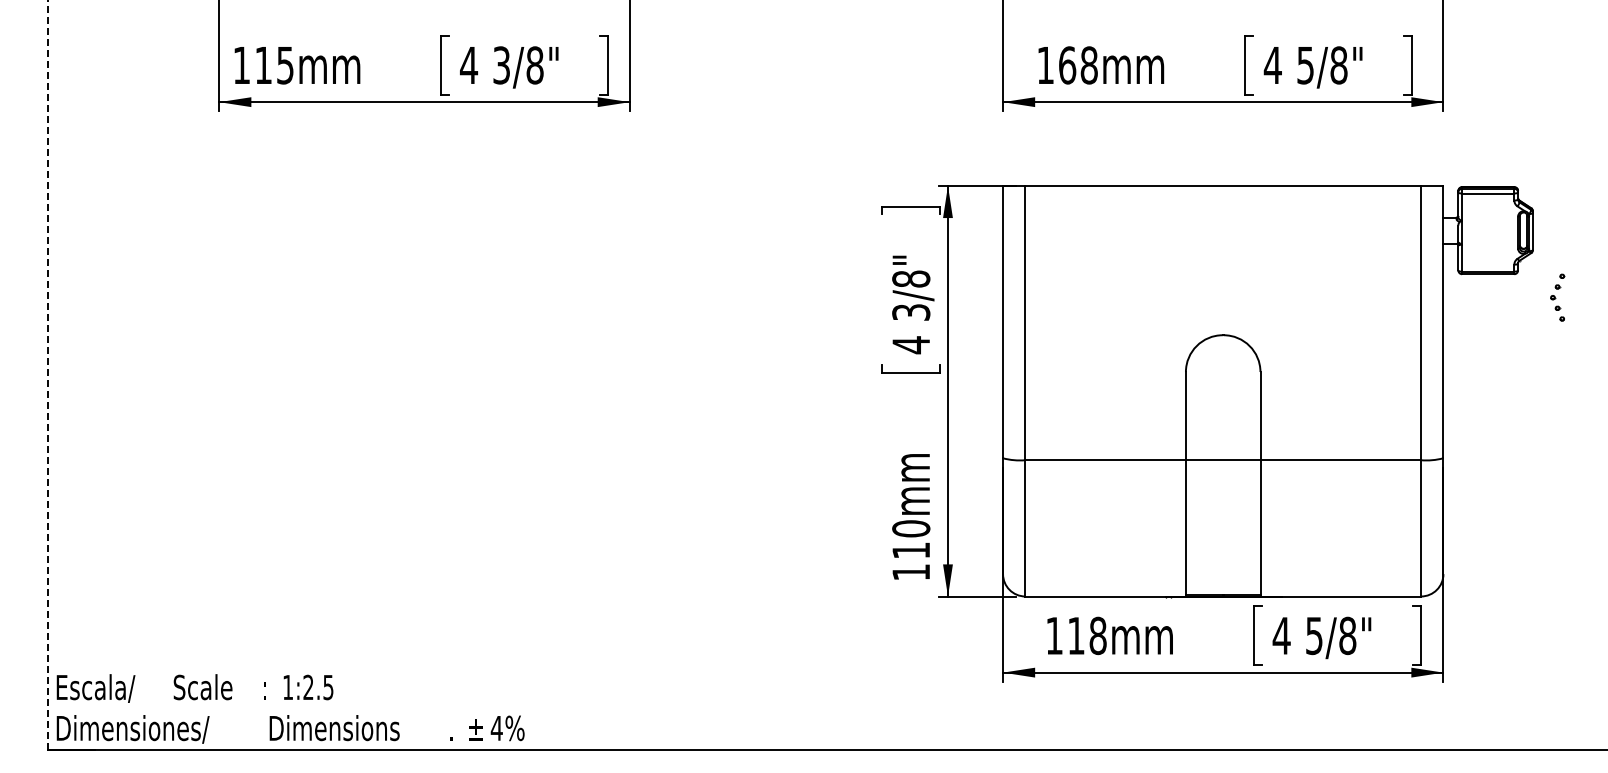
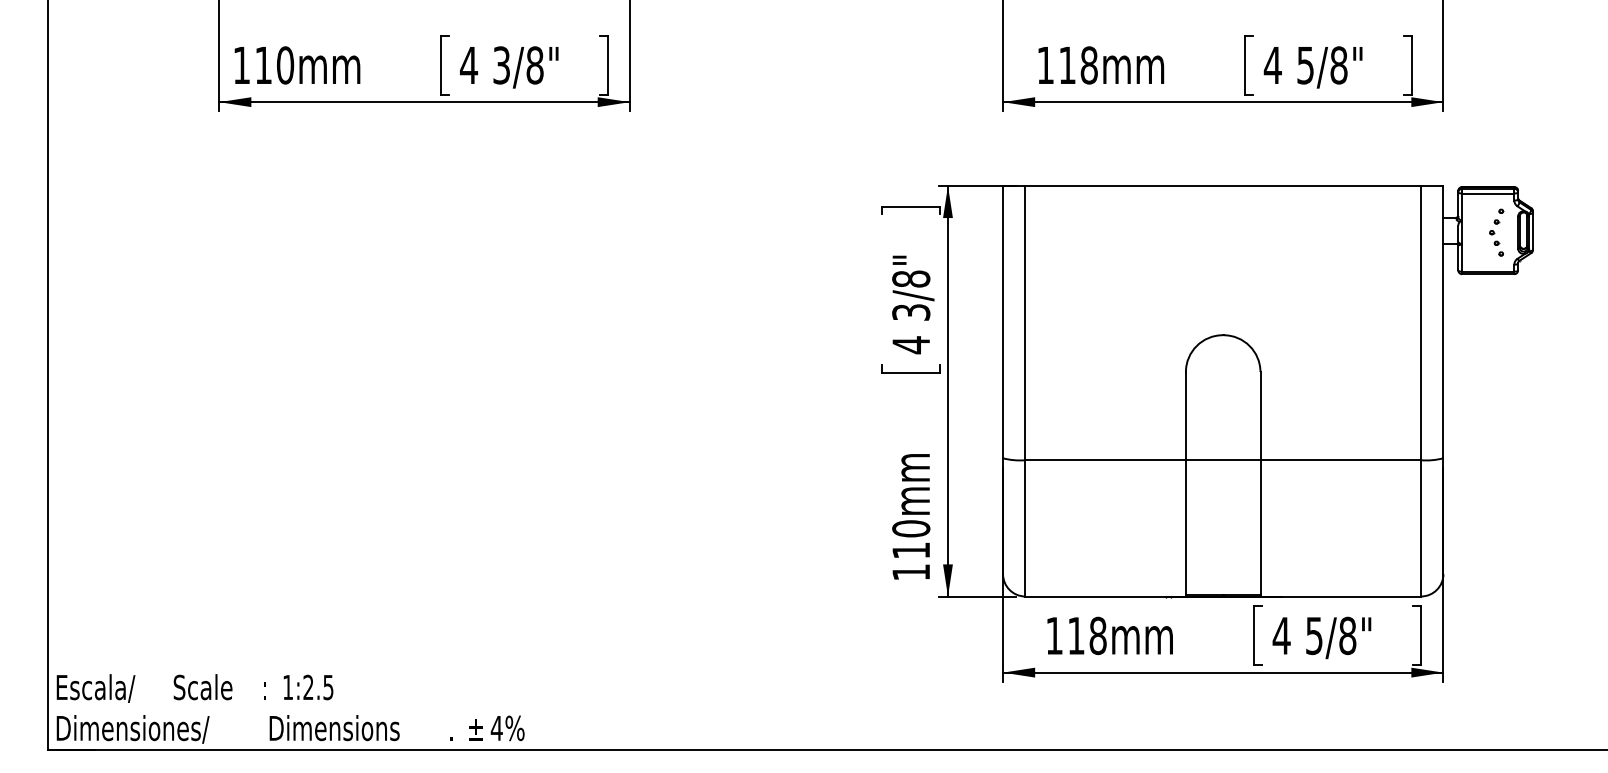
text: 115mm -> 110mm (285, 65)
text: 168mm -> 118mm (1067, 65)
part position: (1557, 297) -> (1496, 232) (1496, 232)
line: dashed -> solid (48, 374)
